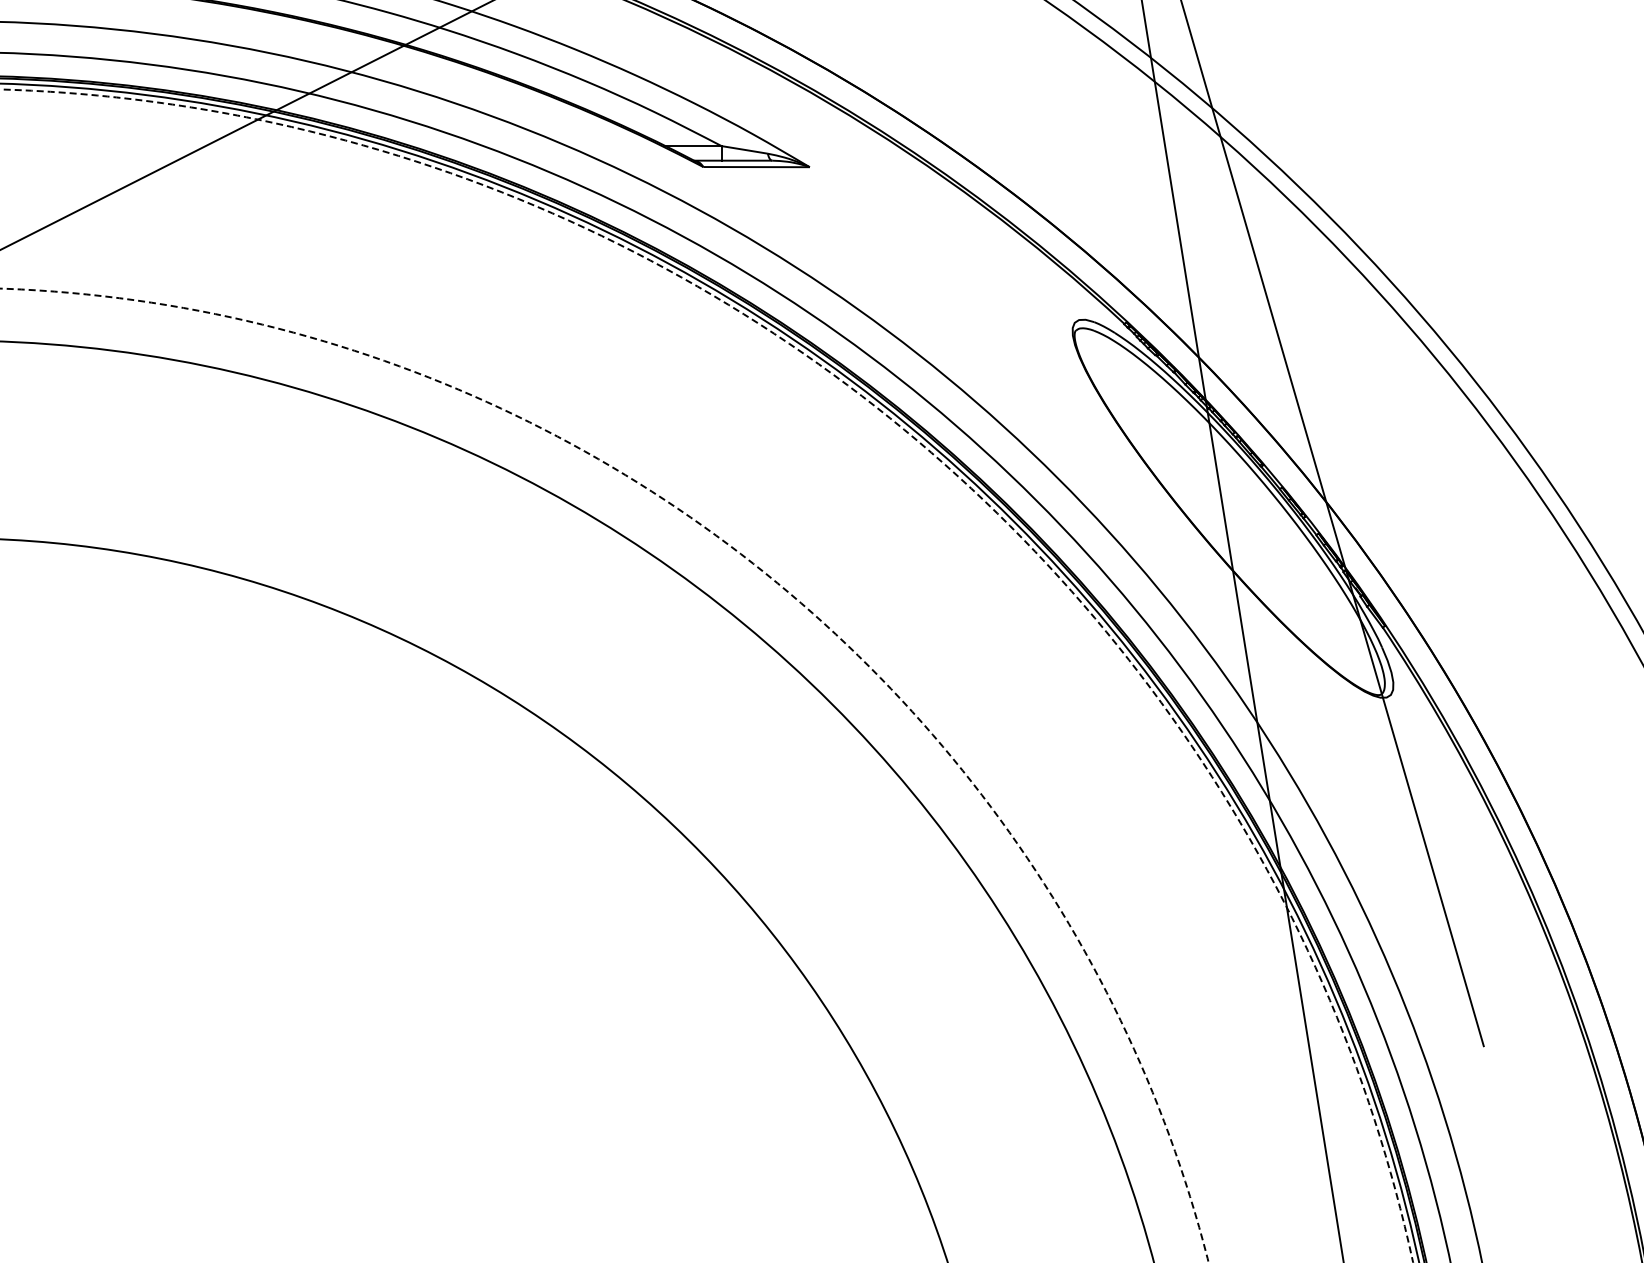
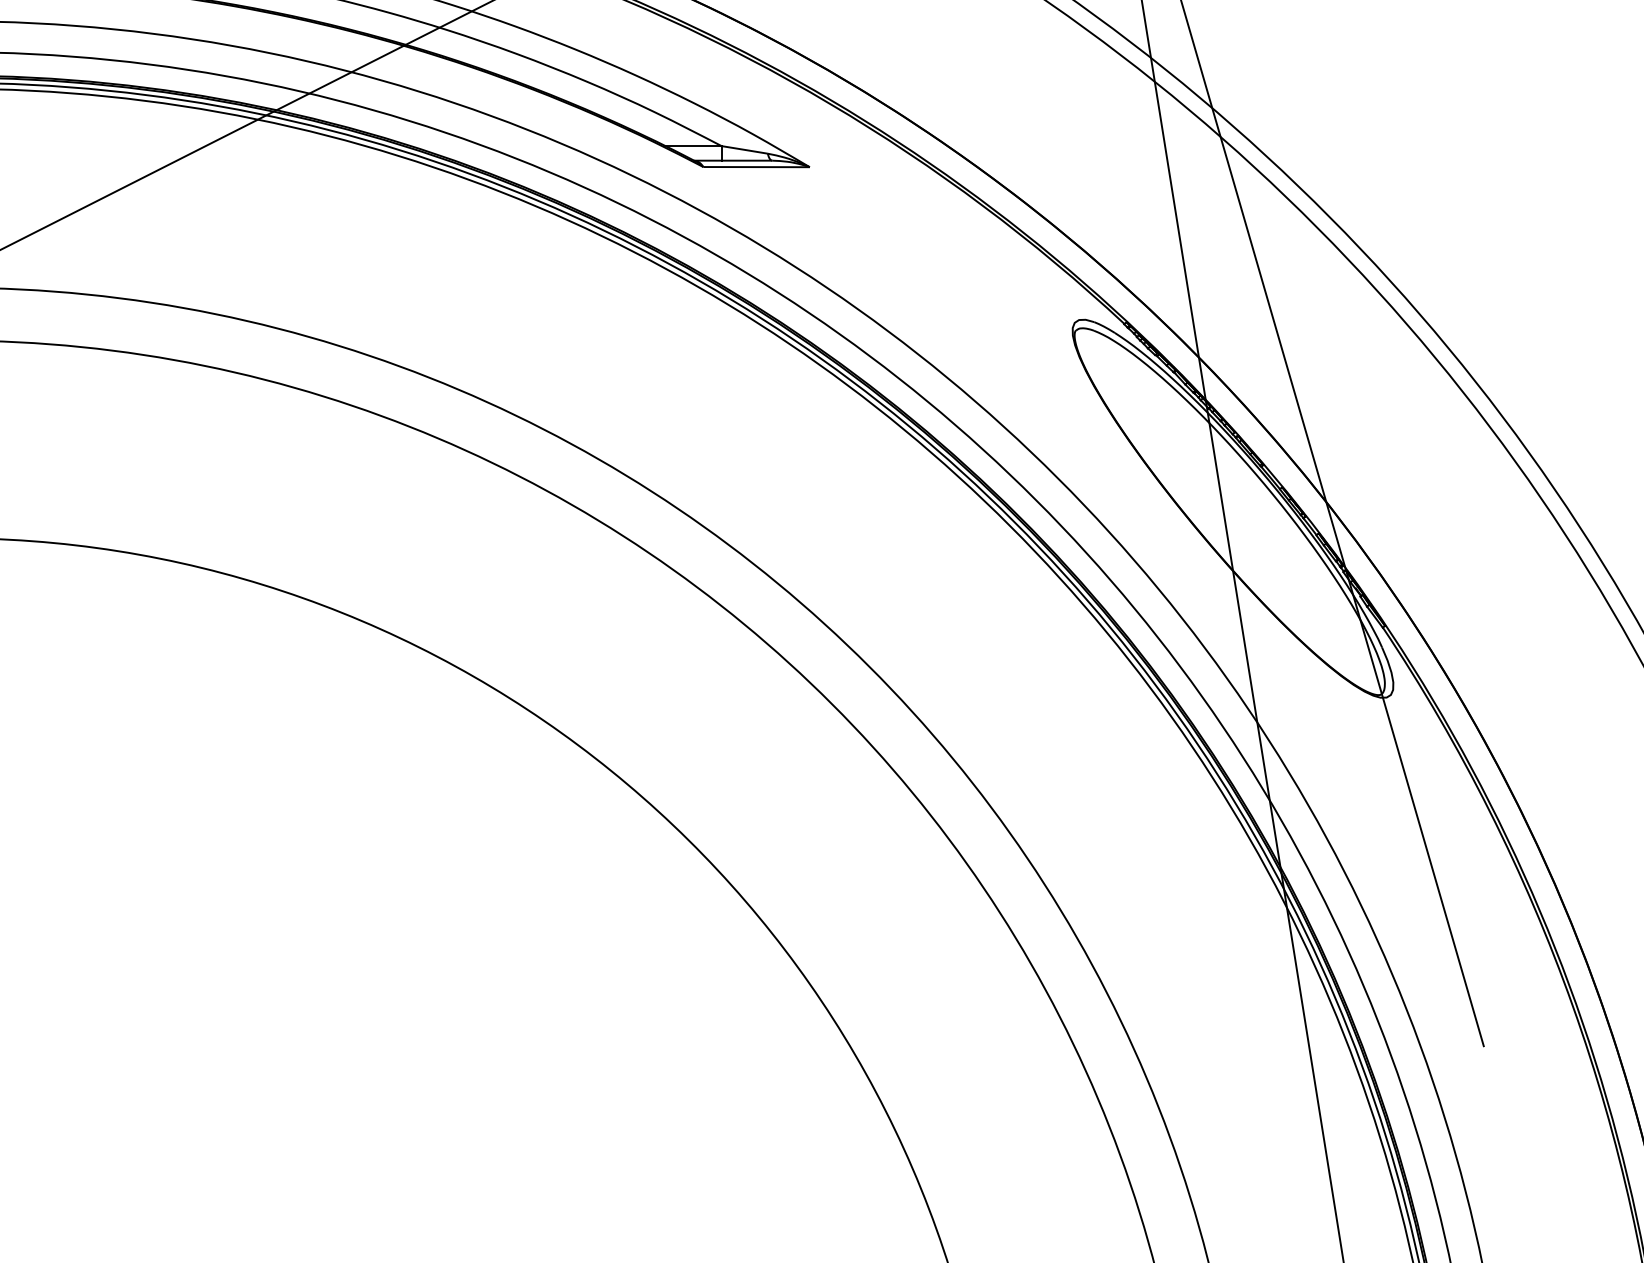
circle: dashed -> solid (706, 675)
circle: dashed -> solid (604, 775)
